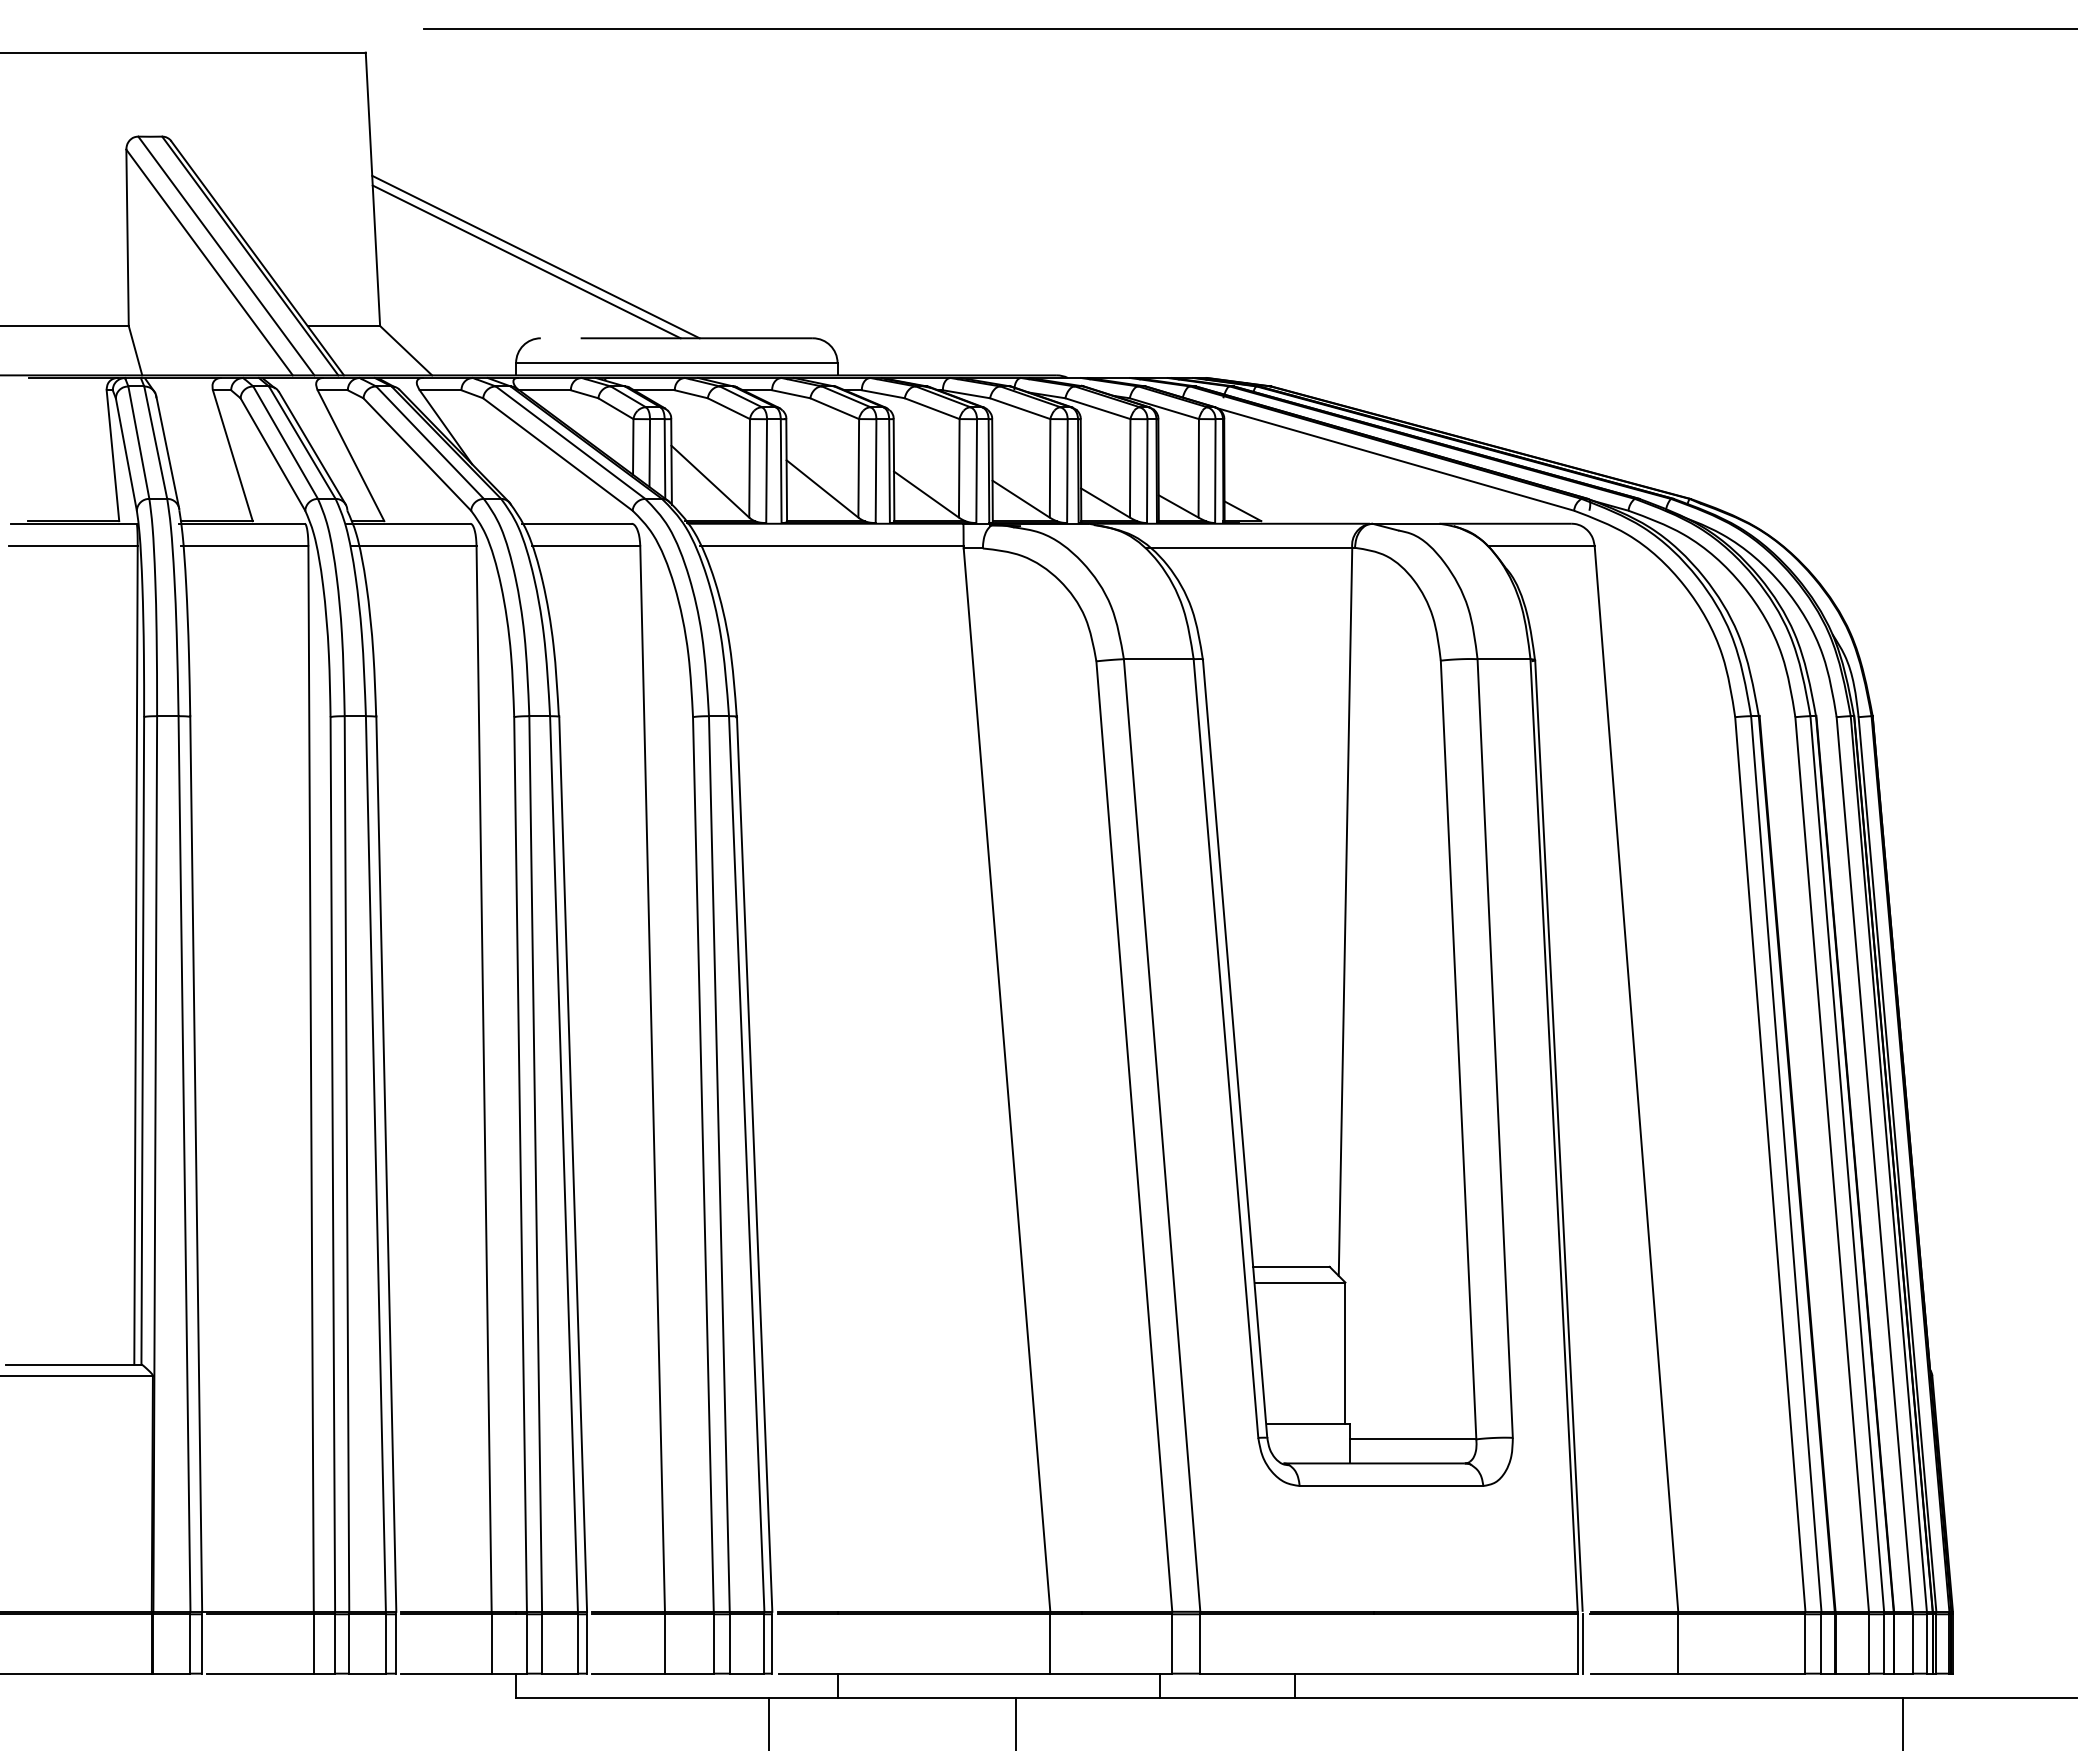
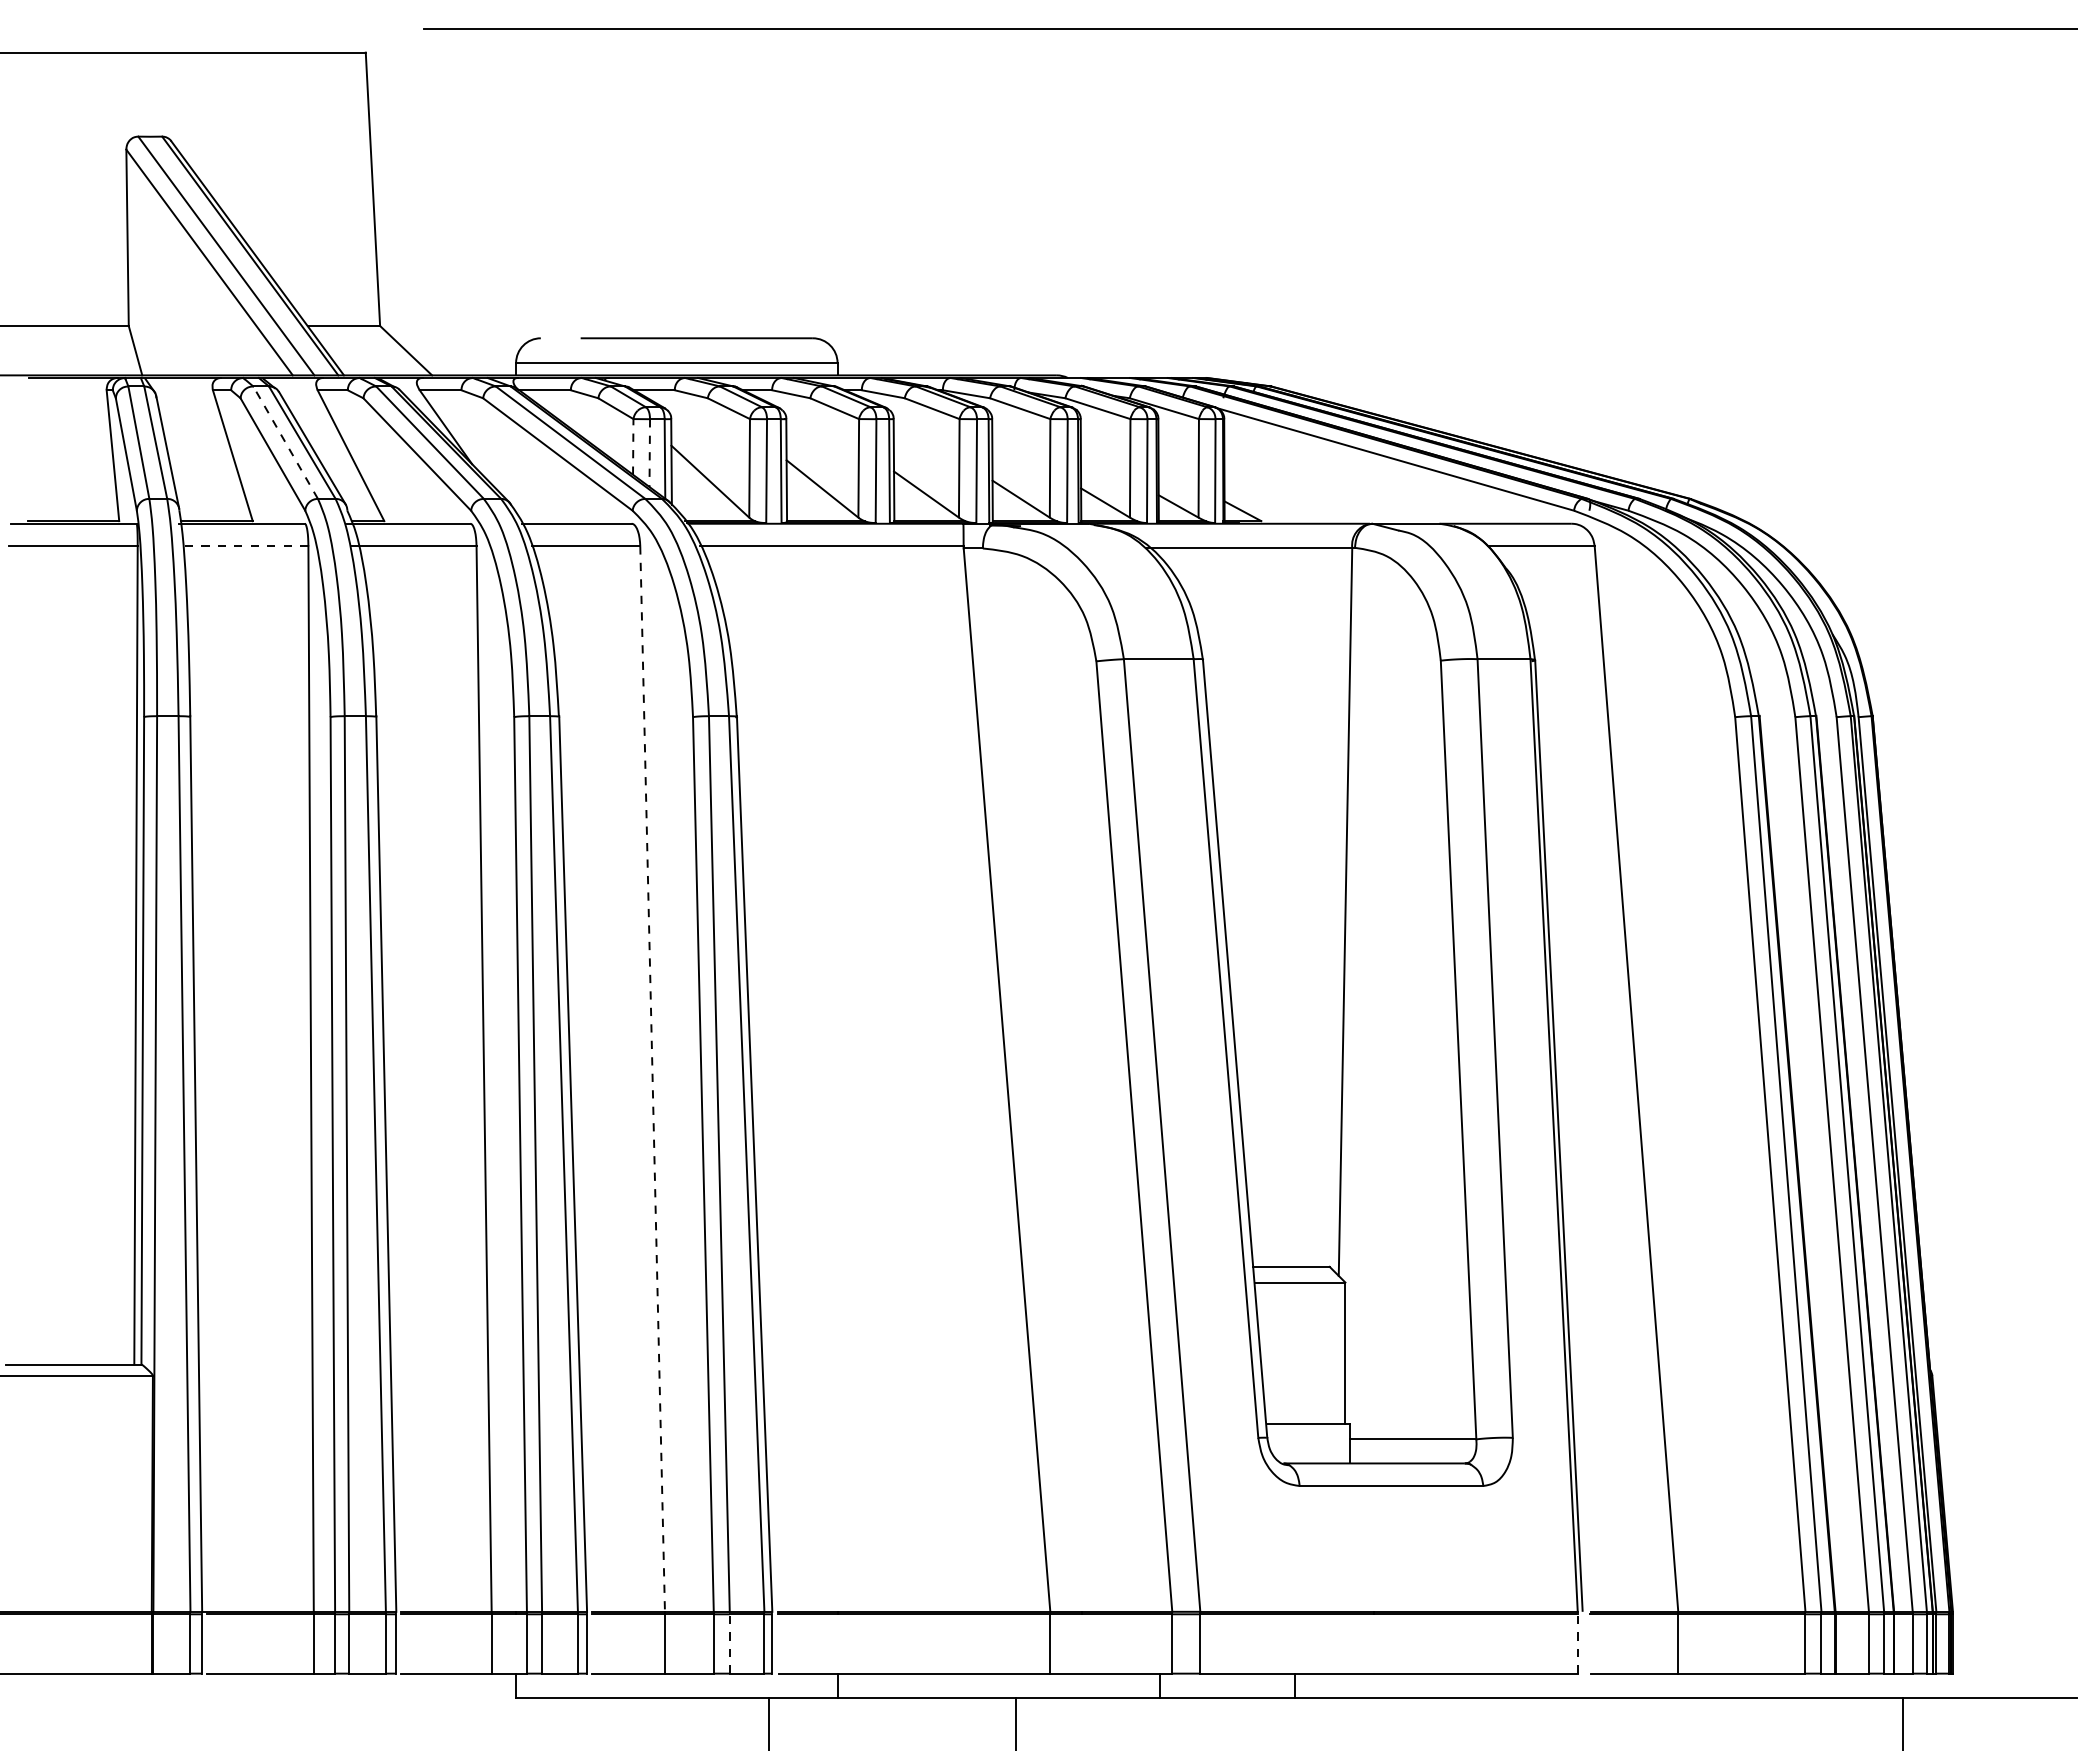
line: present -> none (535, 256)
line: present -> none (526, 261)
line: solid -> dashed (285, 442)
line: solid -> dashed (633, 446)
line: solid -> dashed (649, 453)
line: solid -> dashed (244, 546)
line: solid -> dashed (652, 1079)
line: solid -> dashed (729, 1643)
line: solid -> dashed (1577, 1643)
line: present -> none (1582, 1643)
